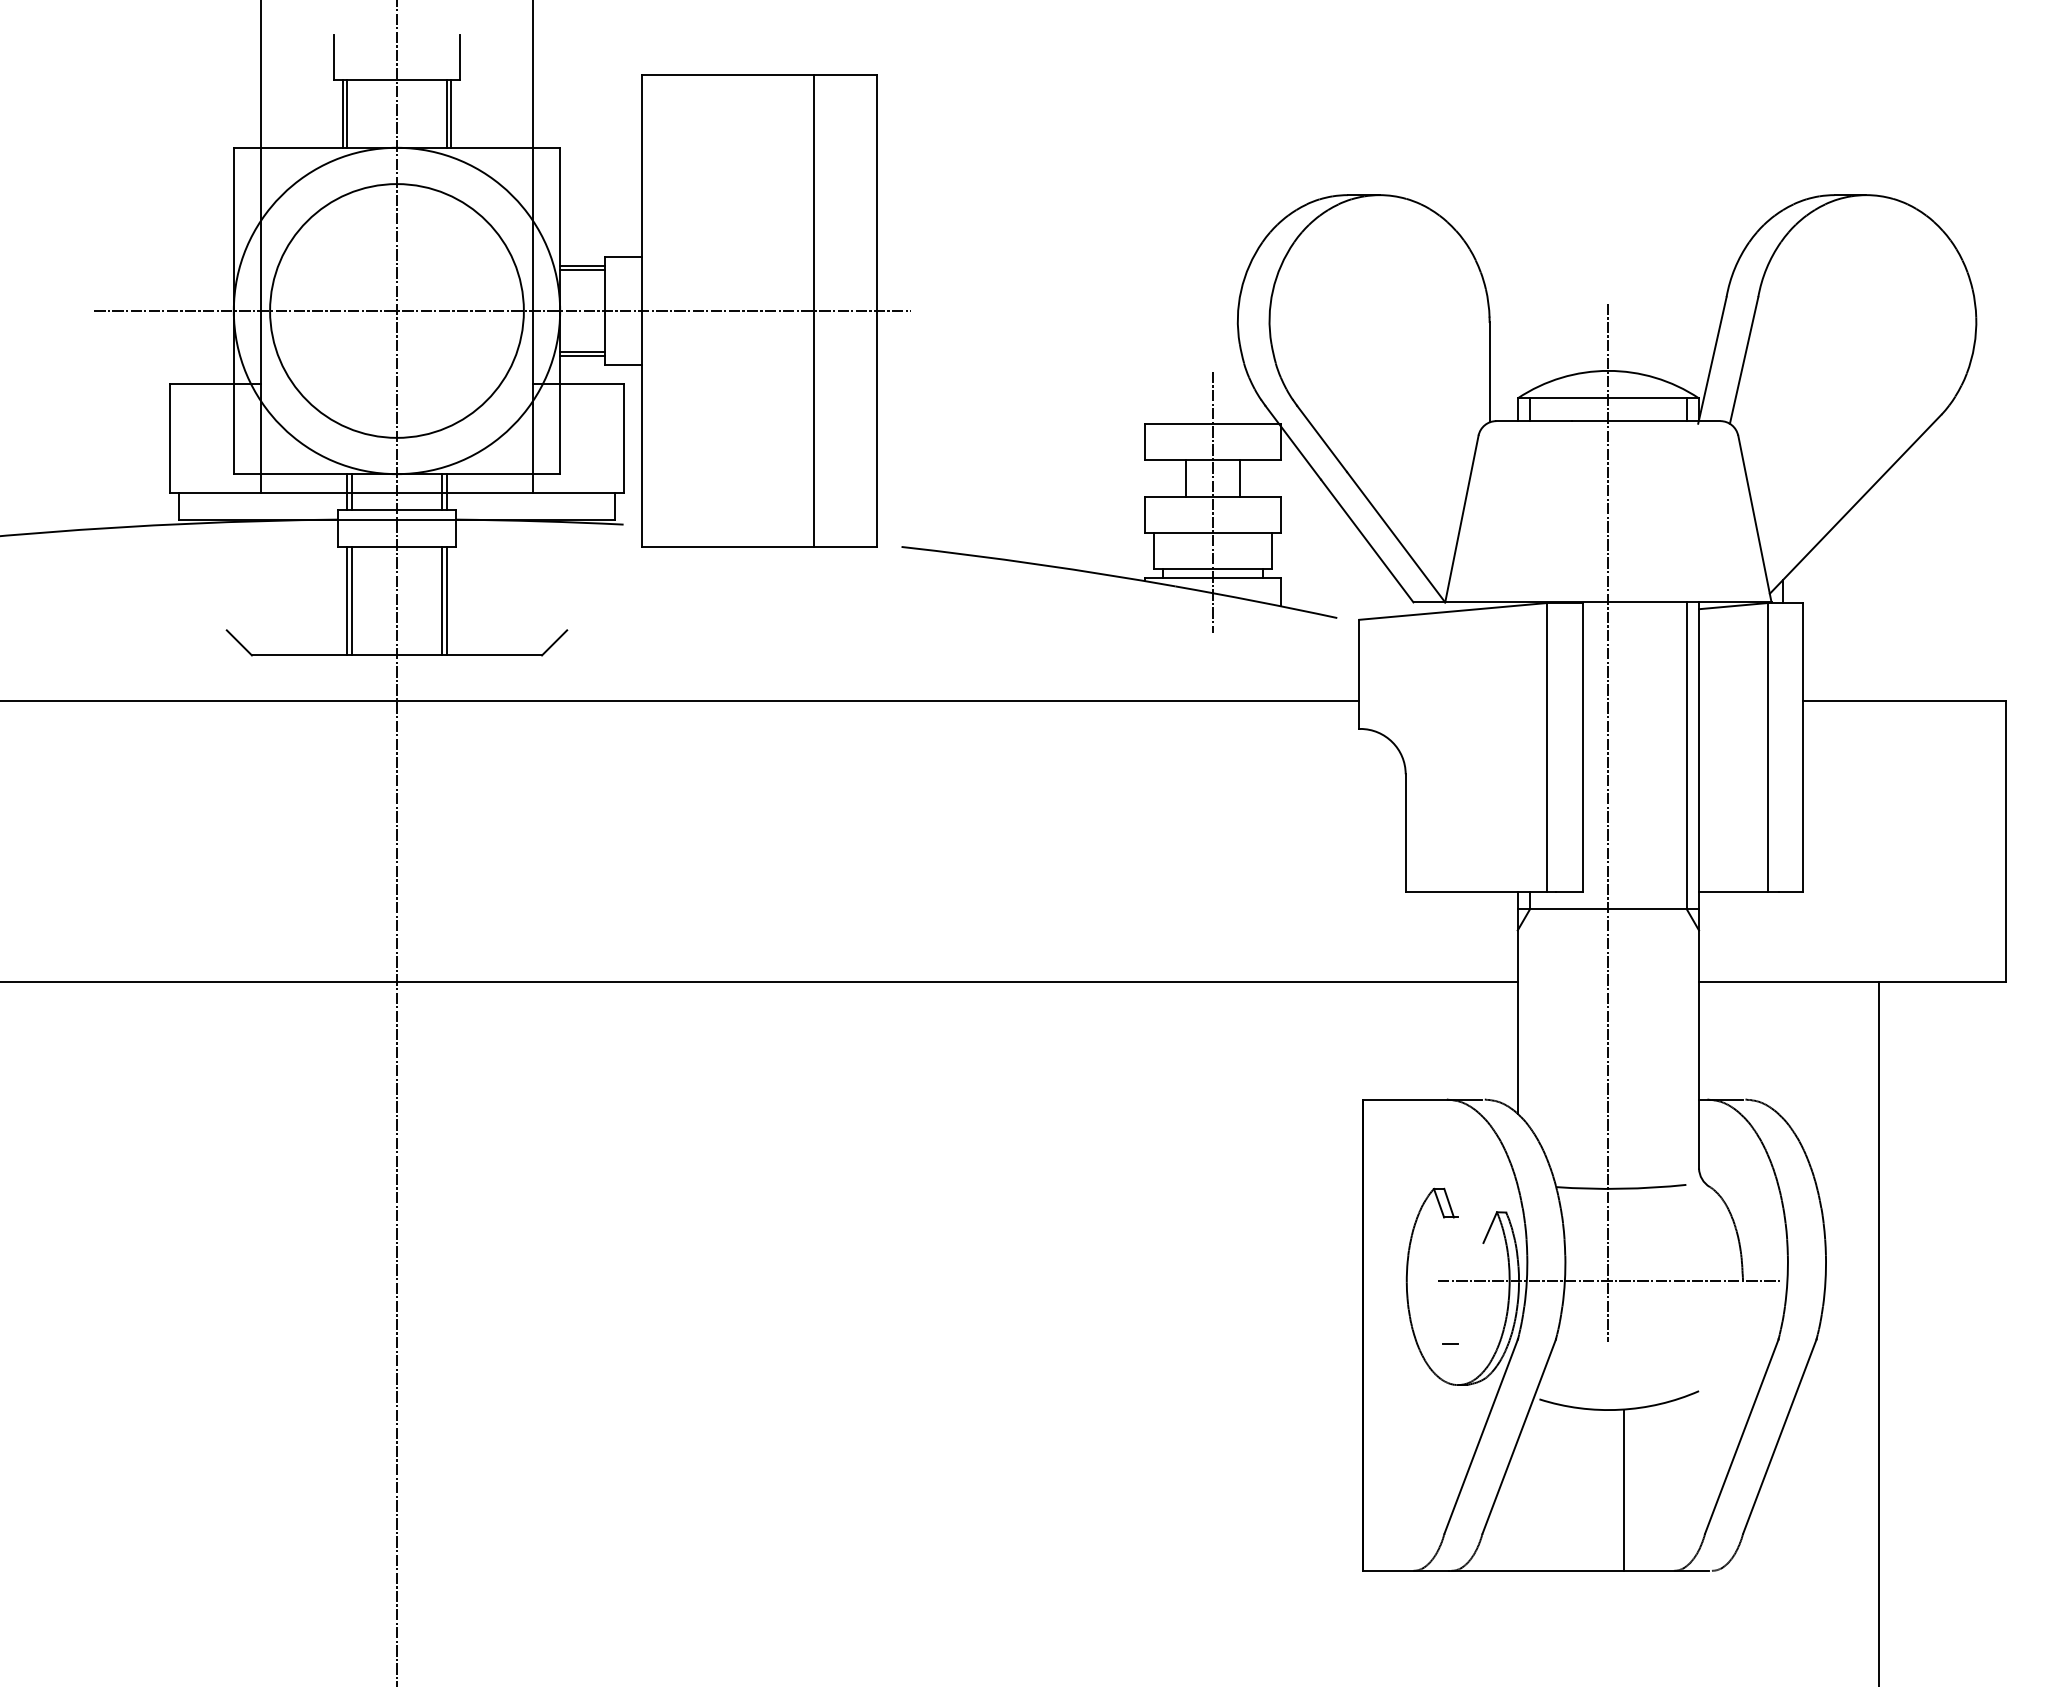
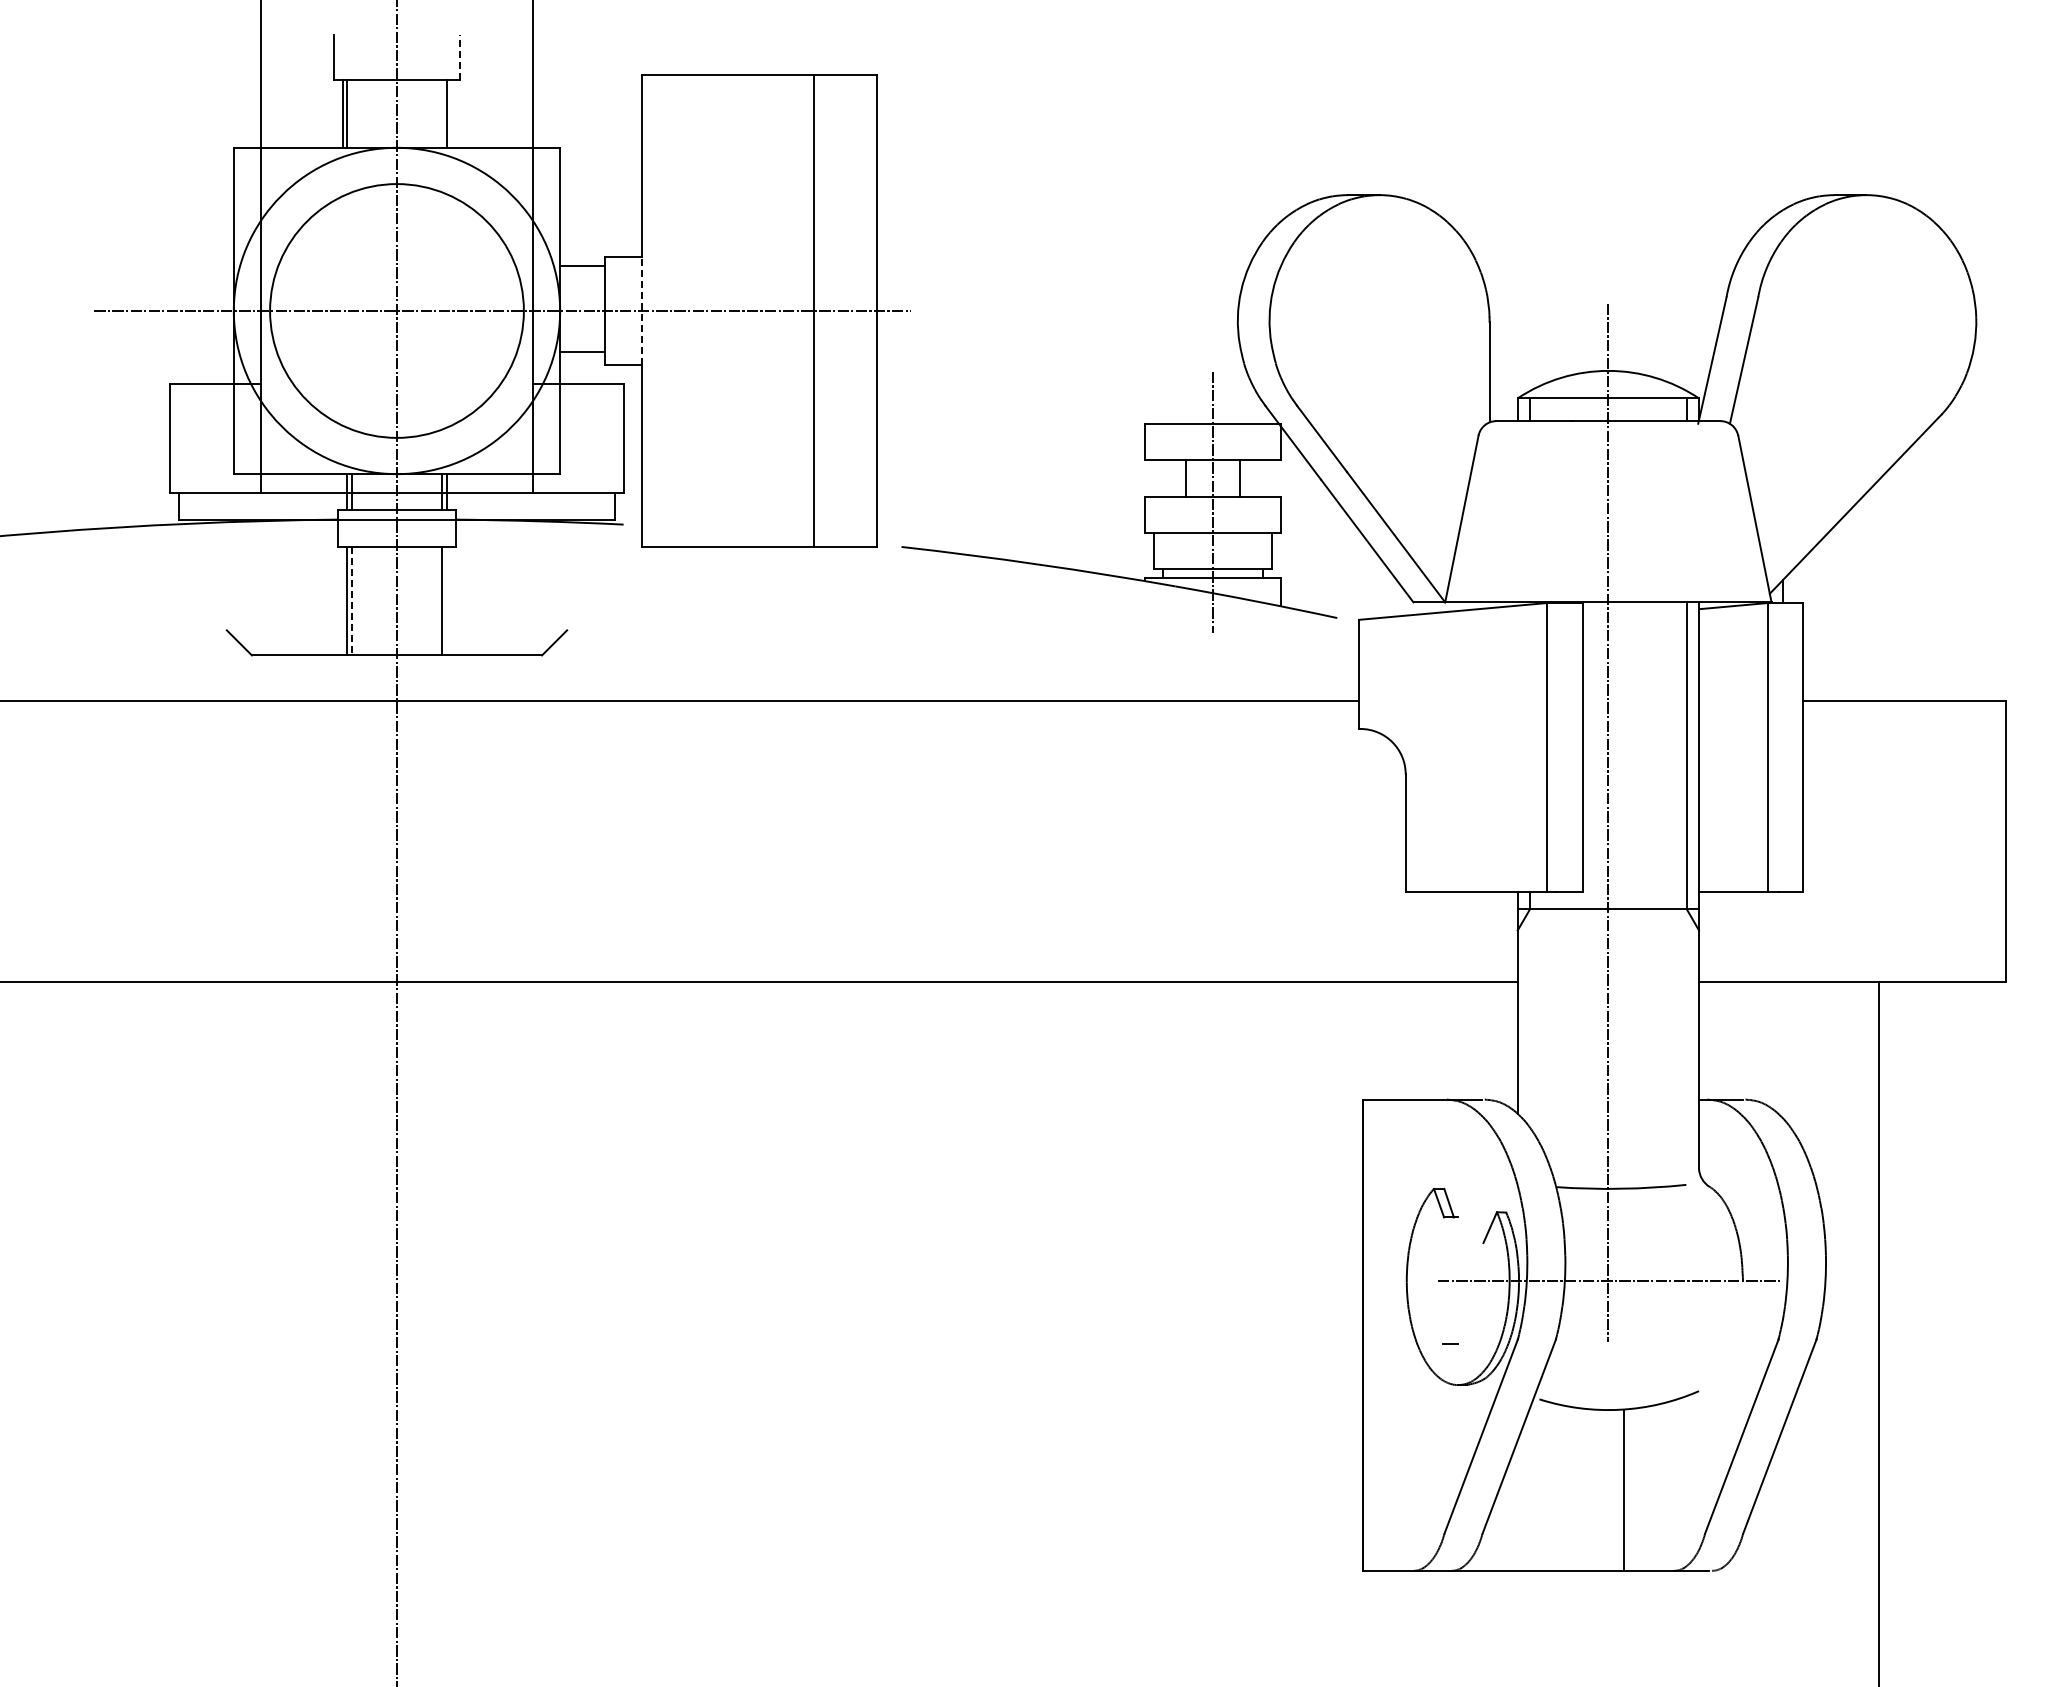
line: solid -> dashed (460, 57)
line: present -> none (451, 113)
line: present -> none (582, 270)
line: solid -> dashed (641, 310)
line: present -> none (582, 356)
line: present -> none (446, 600)
line: solid -> dashed (351, 601)
